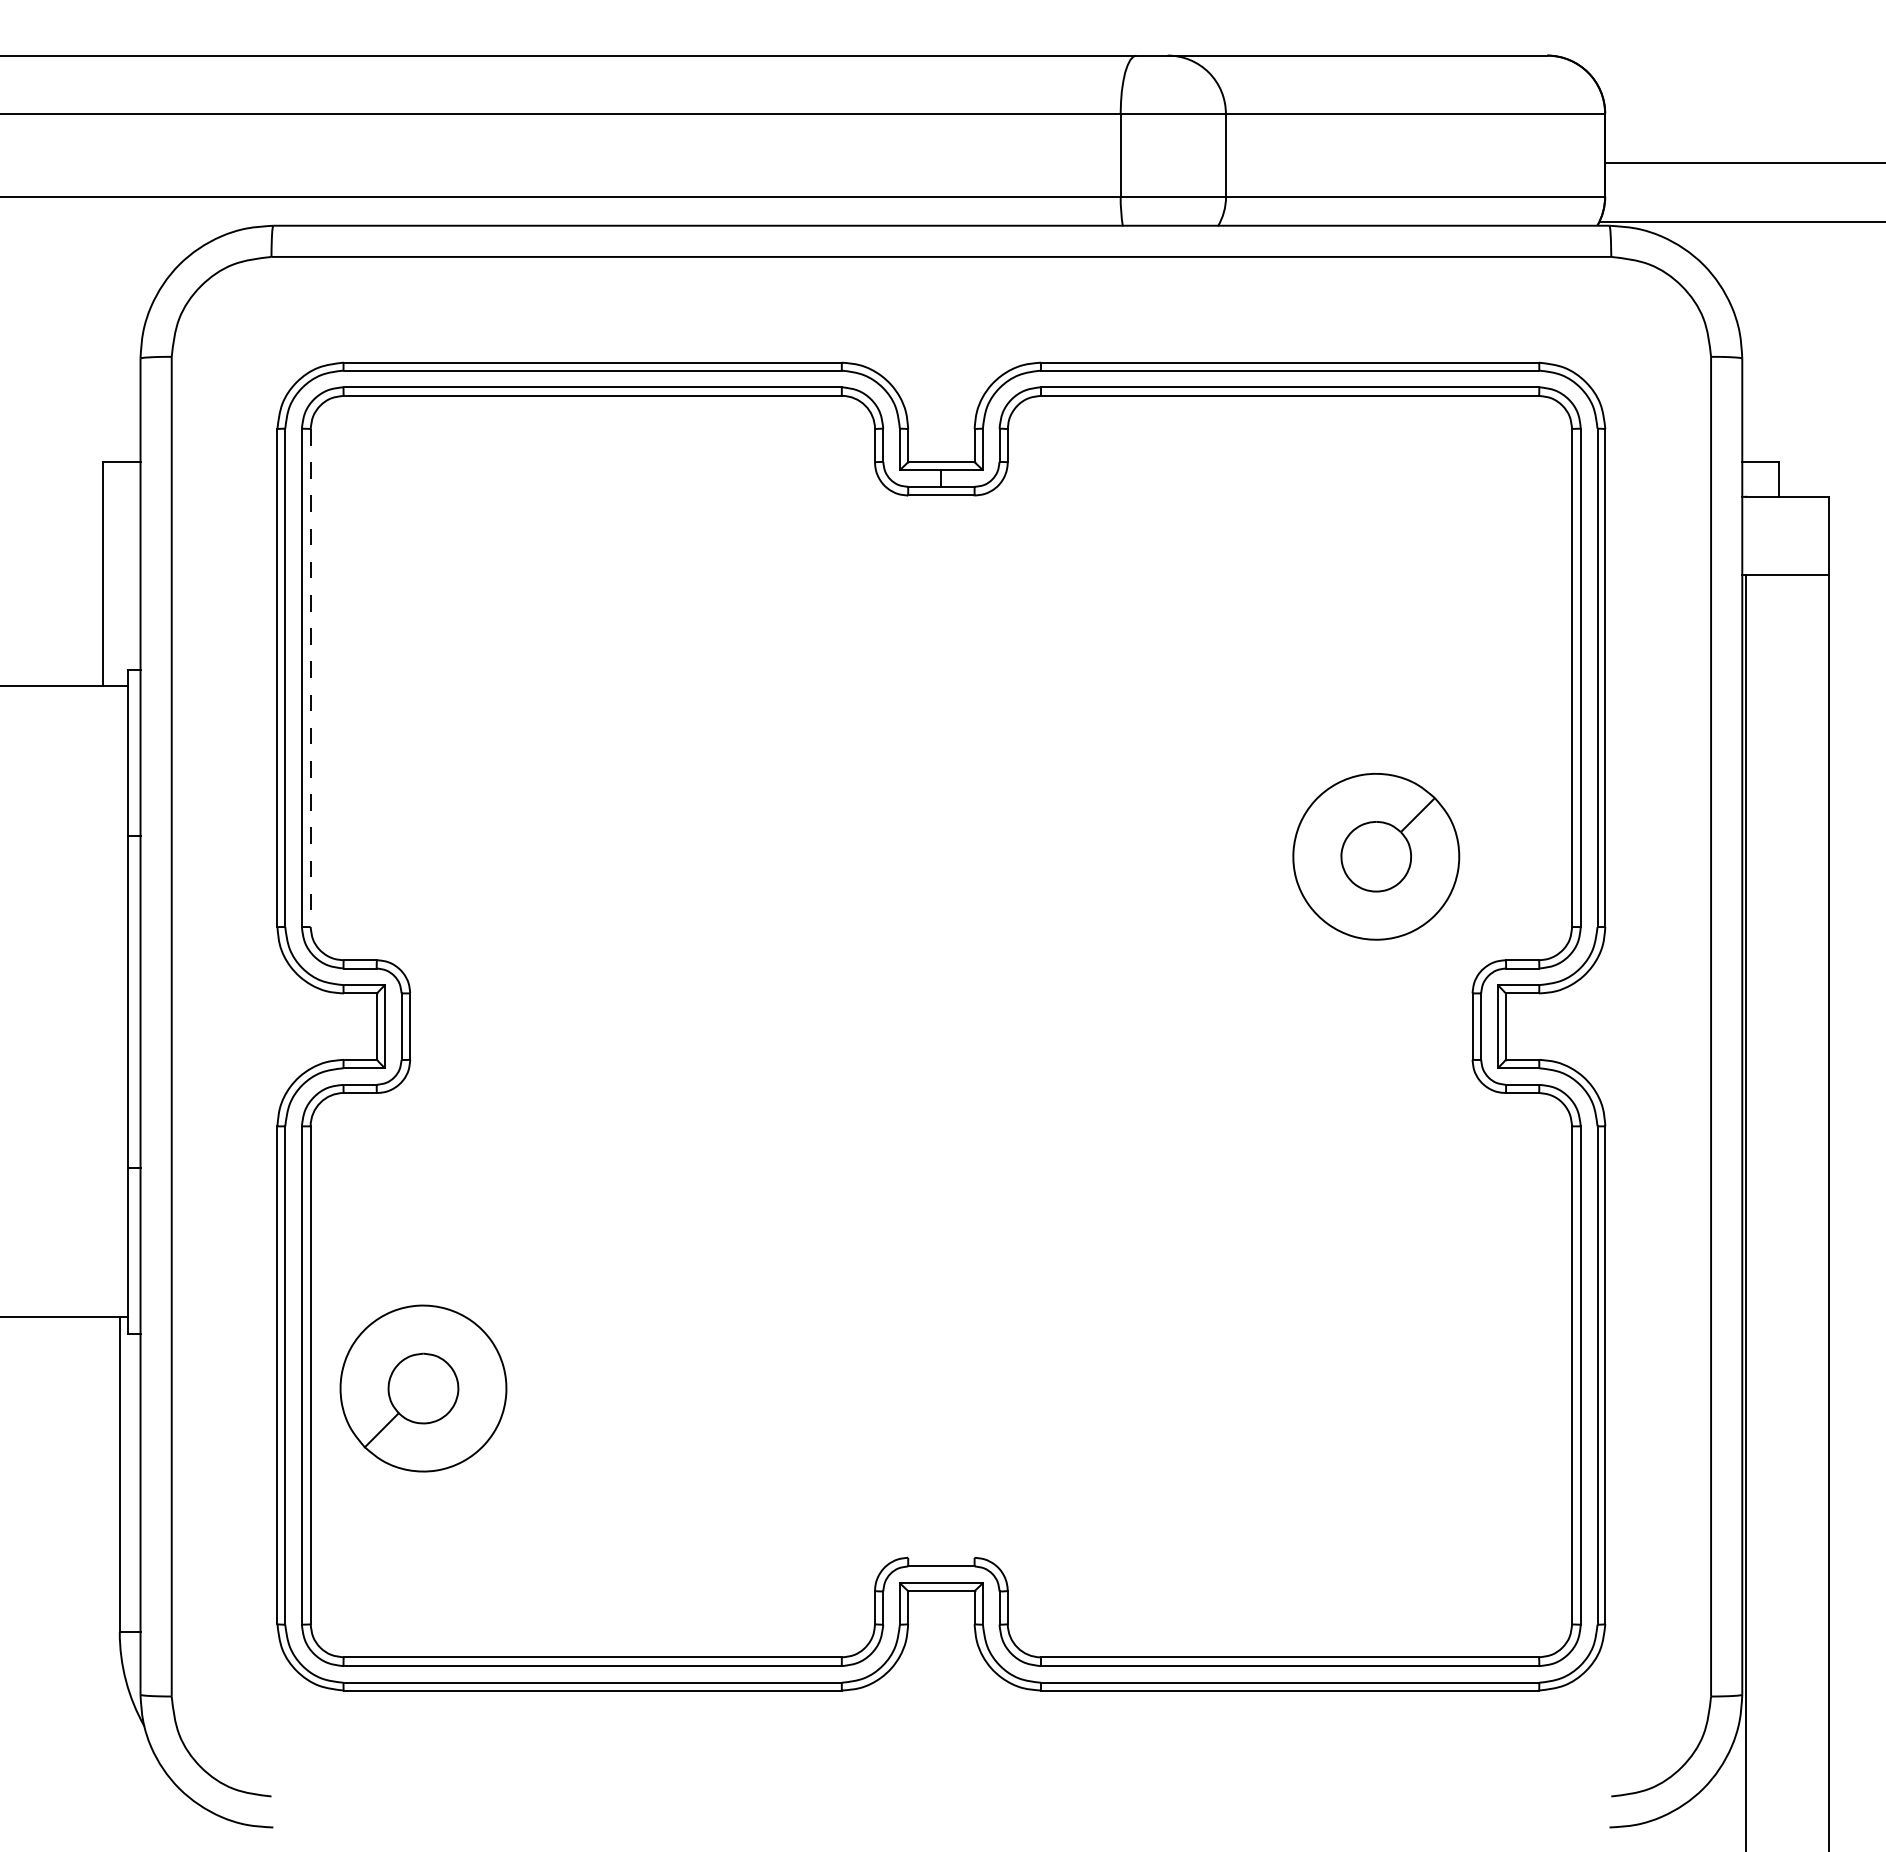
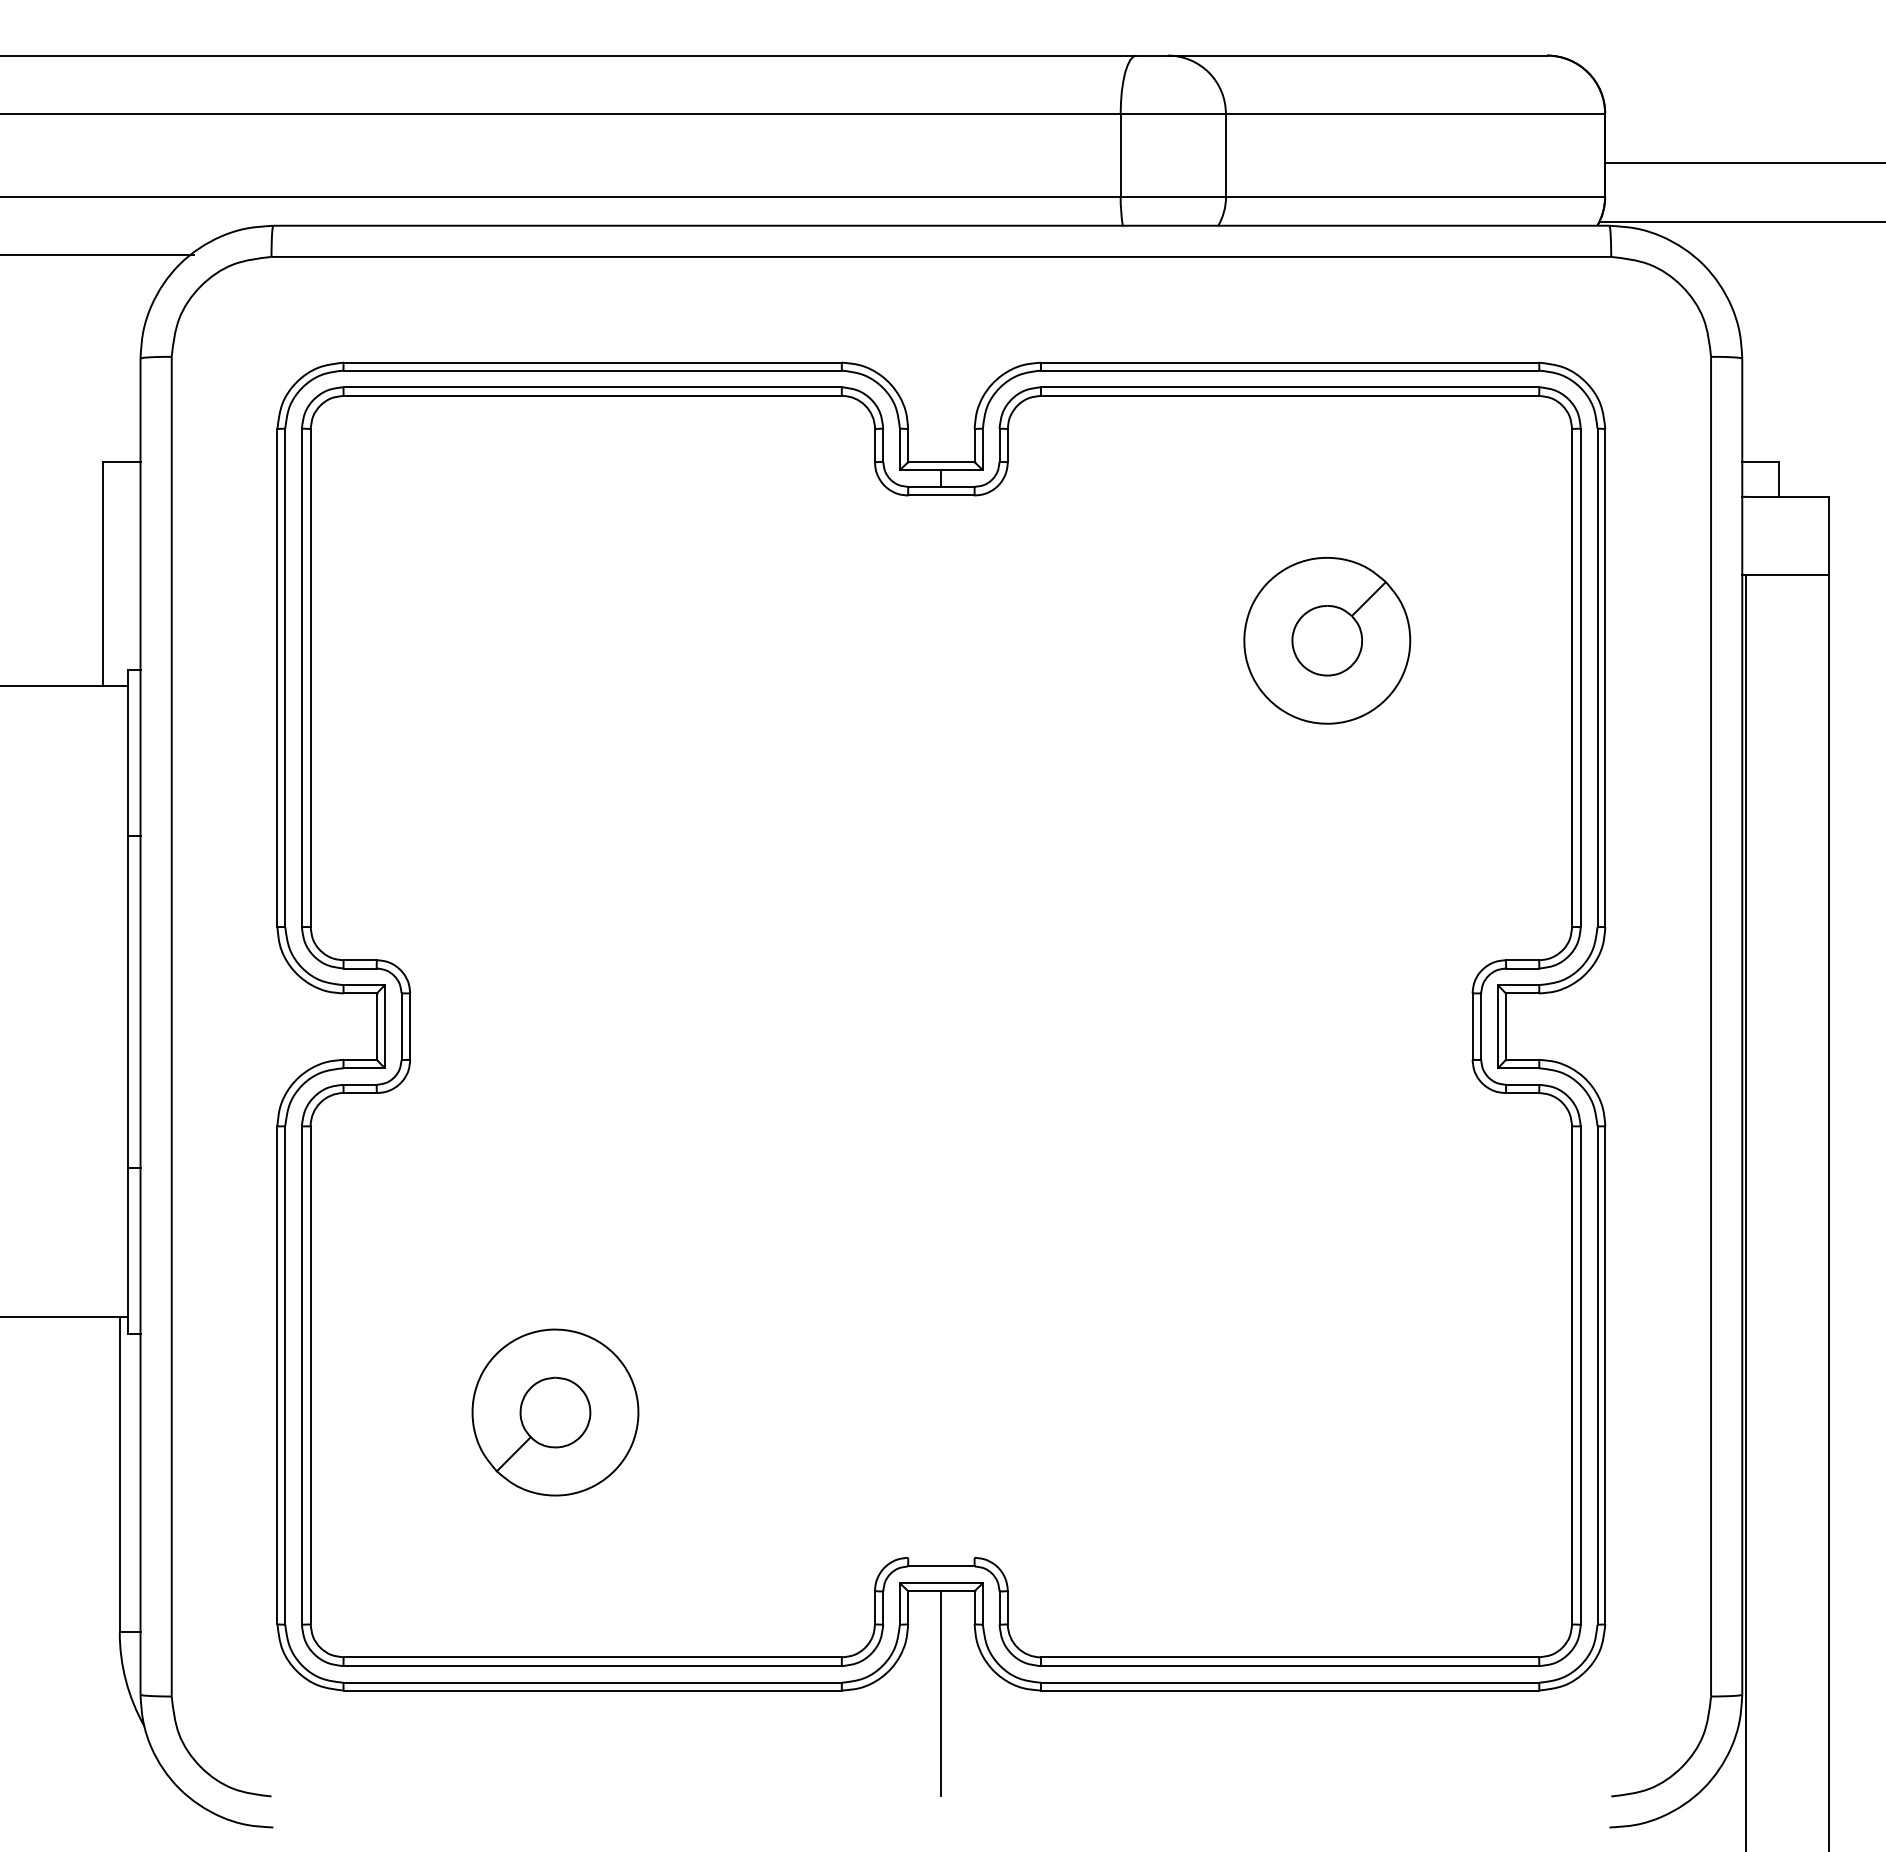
line: none -> present (97, 254)
line: dashed -> solid (310, 678)
part position: (1376, 856) -> (1327, 640) (1327, 640)
part position: (423, 1388) -> (555, 1412) (555, 1412)
line: none -> present (941, 1693)
